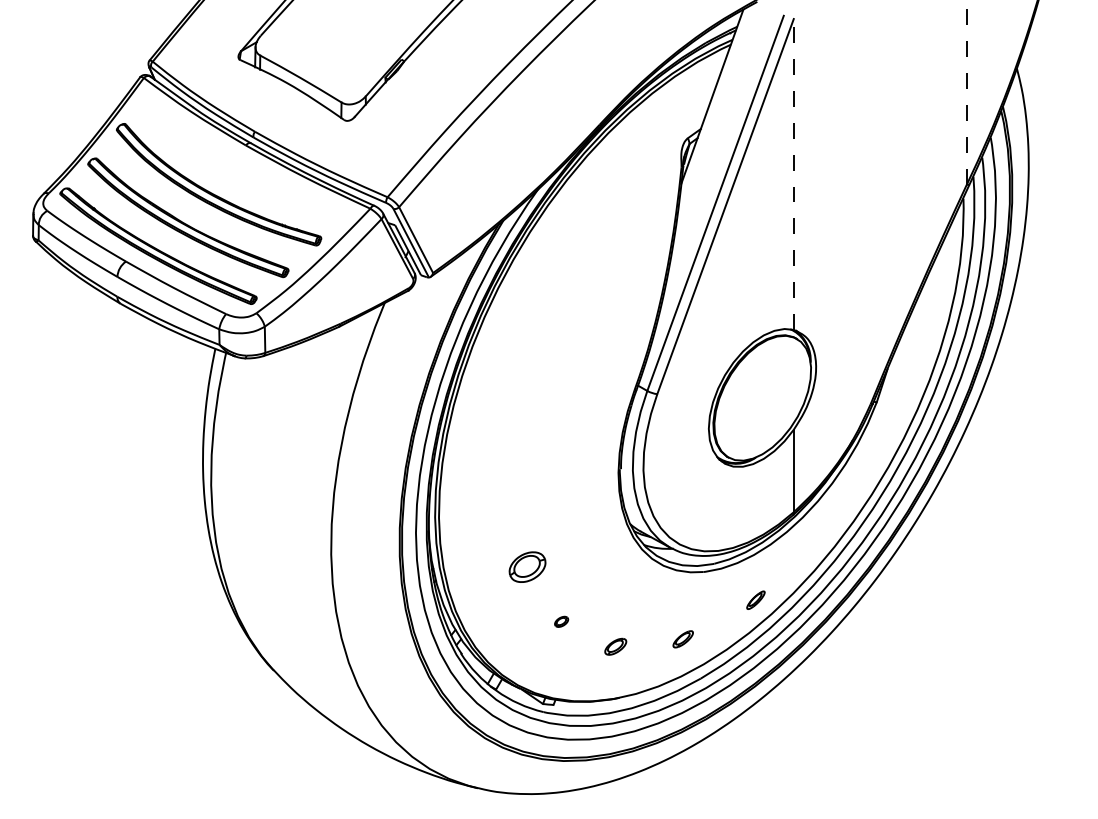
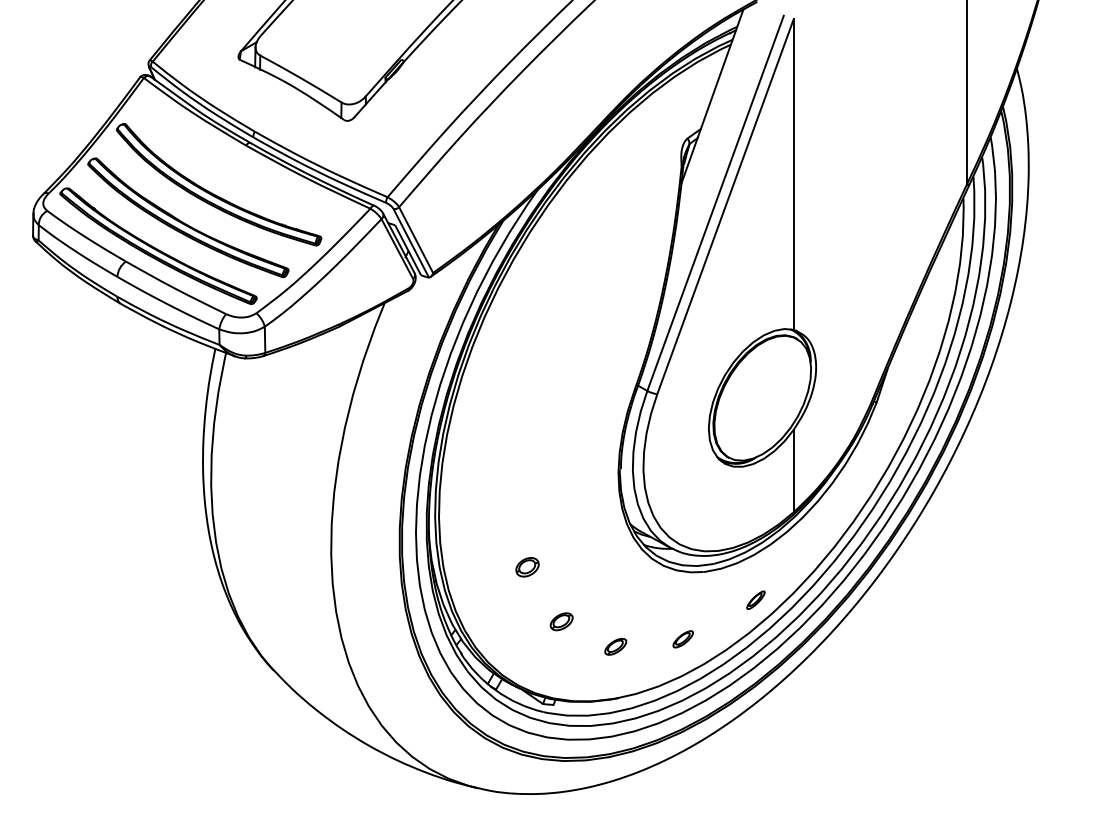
line: dashed -> solid (966, 91)
line: dashed -> solid (793, 173)
part size: 39x32 px -> 25x21 px (527, 567)
part size: 16x13 px -> 25x20 px (561, 621)
